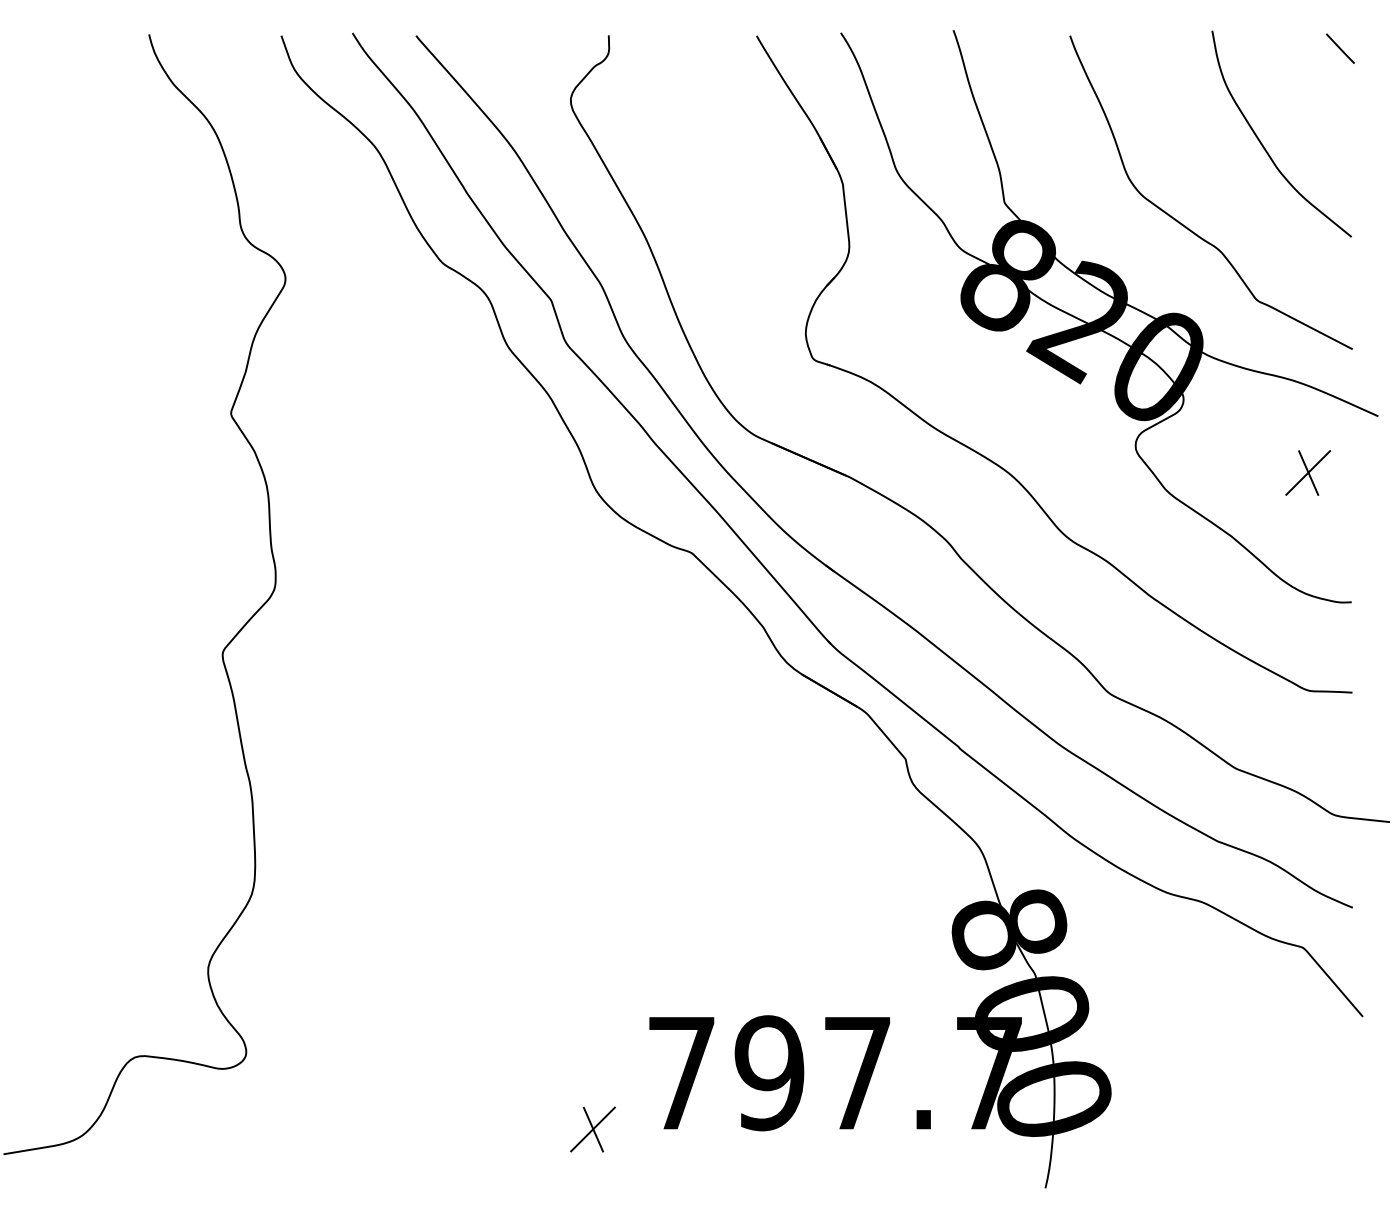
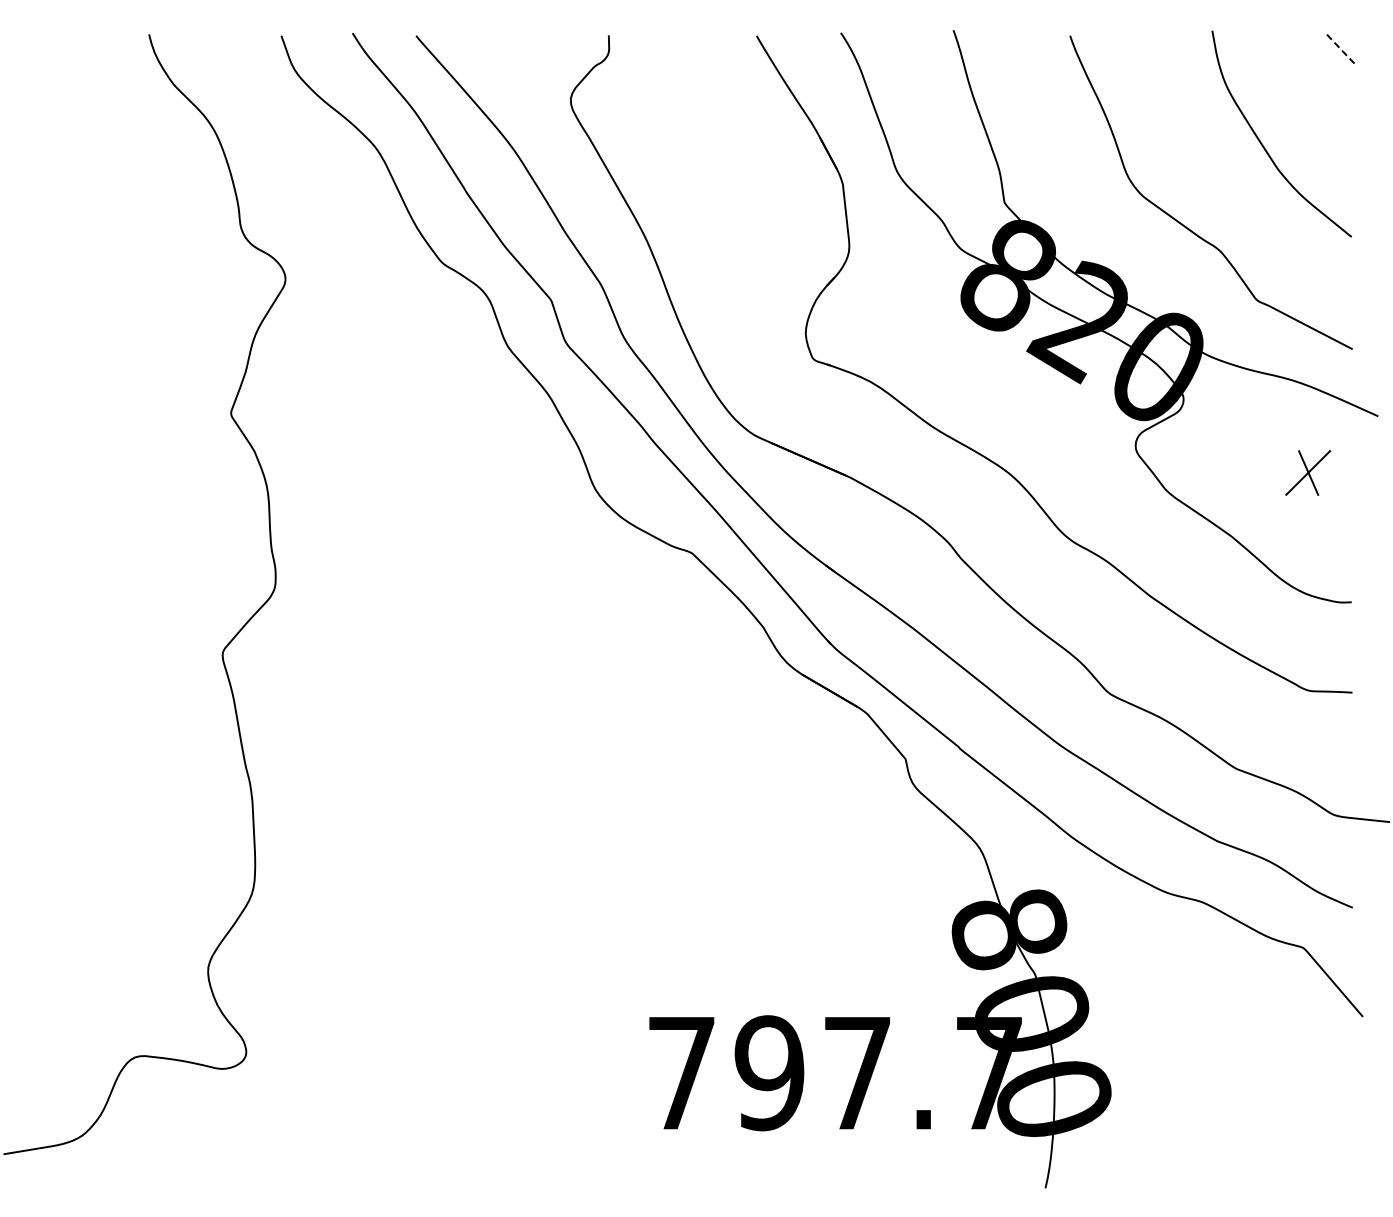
line: solid -> dashed (1341, 49)
part: present -> none (592, 1129)
